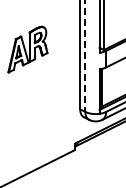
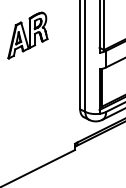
part position: (27, 49) -> (27, 35) (27, 35)
line: dashed -> solid (85, 56)
